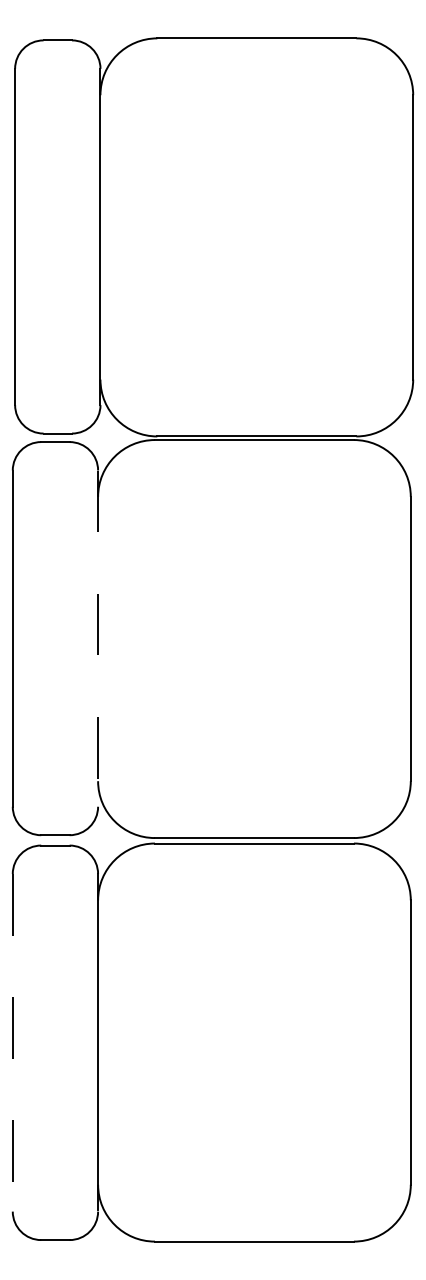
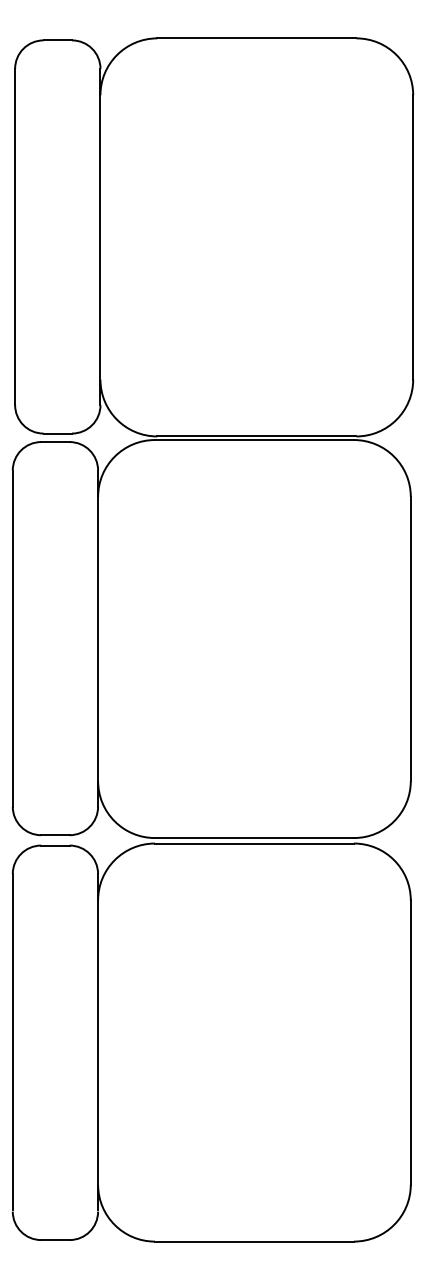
line: dashed -> solid (98, 639)
line: dashed -> solid (12, 1042)
